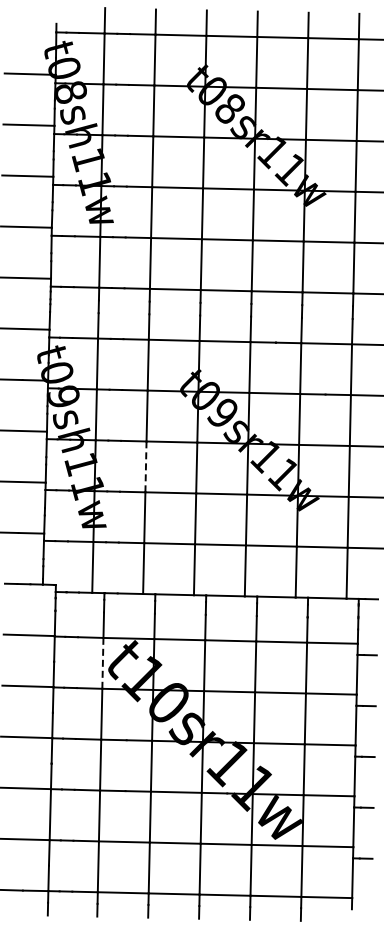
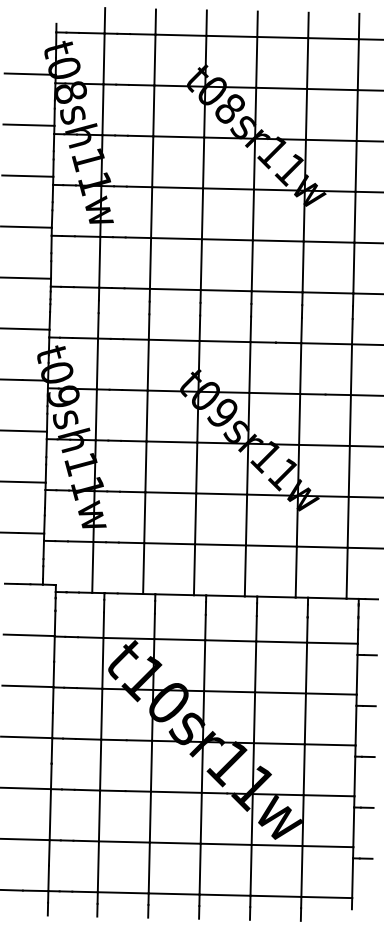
line: dashed -> solid (145, 466)
line: dashed -> solid (102, 662)
